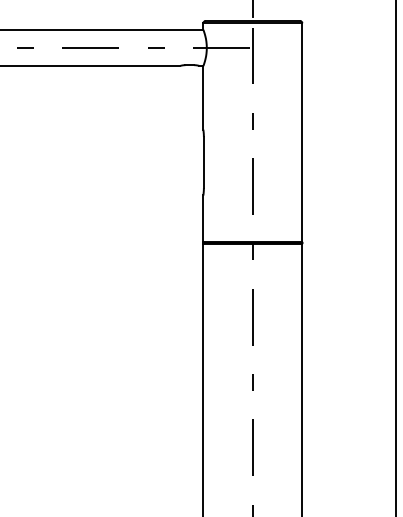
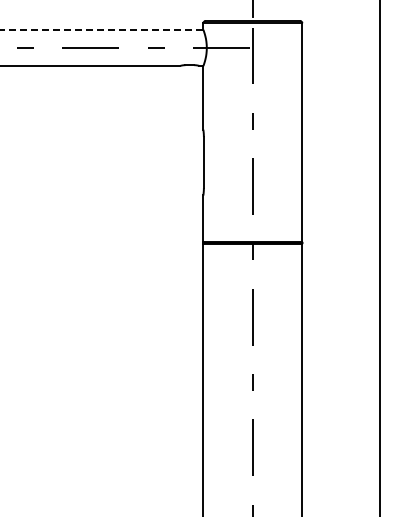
line: solid -> dashed (101, 29)
line position: (396, 257) -> (380, 257) (380, 257)
